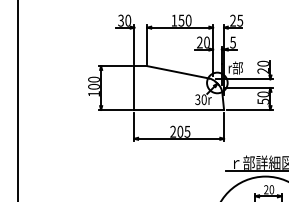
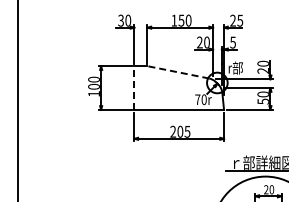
line: solid -> dashed (177, 72)
line: solid -> dashed (134, 88)
text: 30r -> 70r (197, 99)
